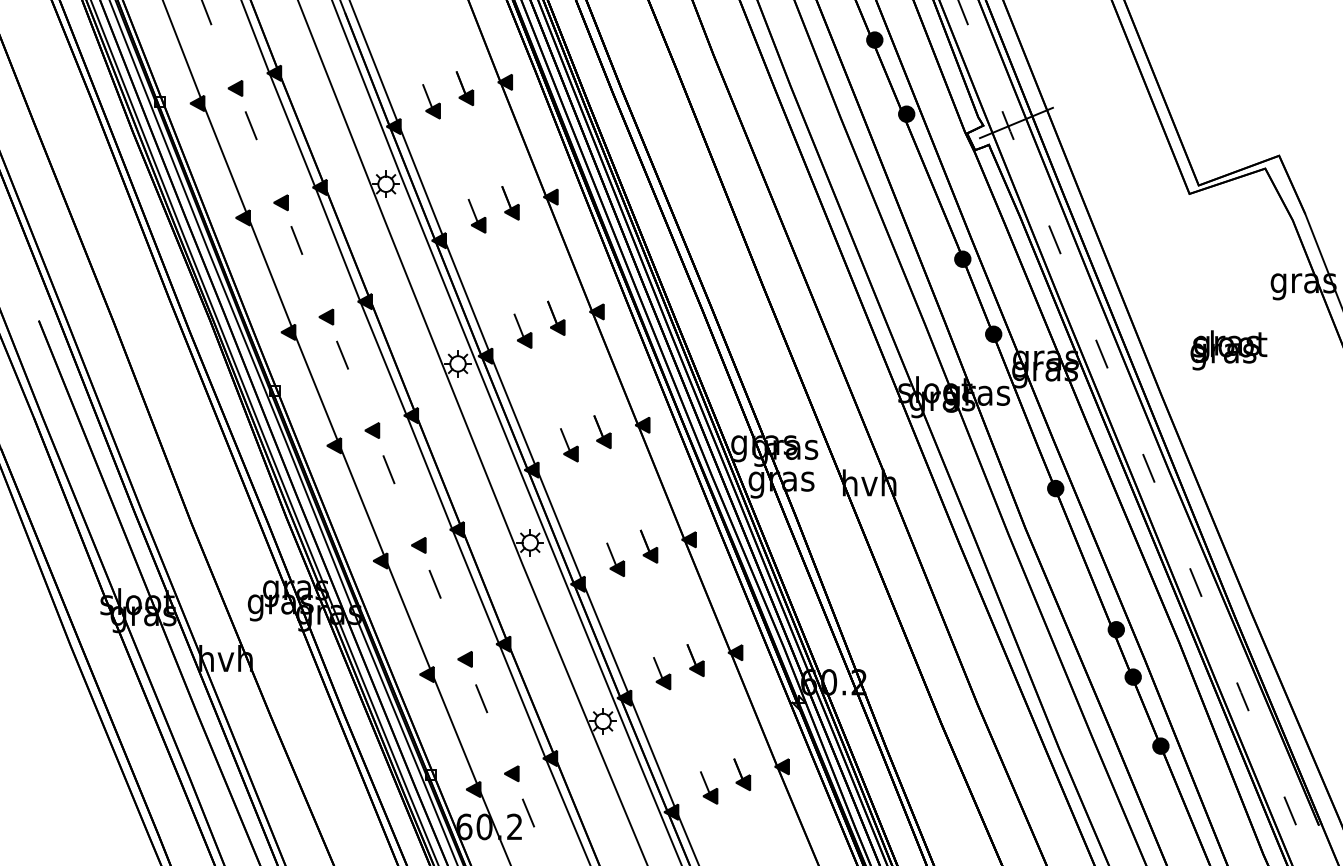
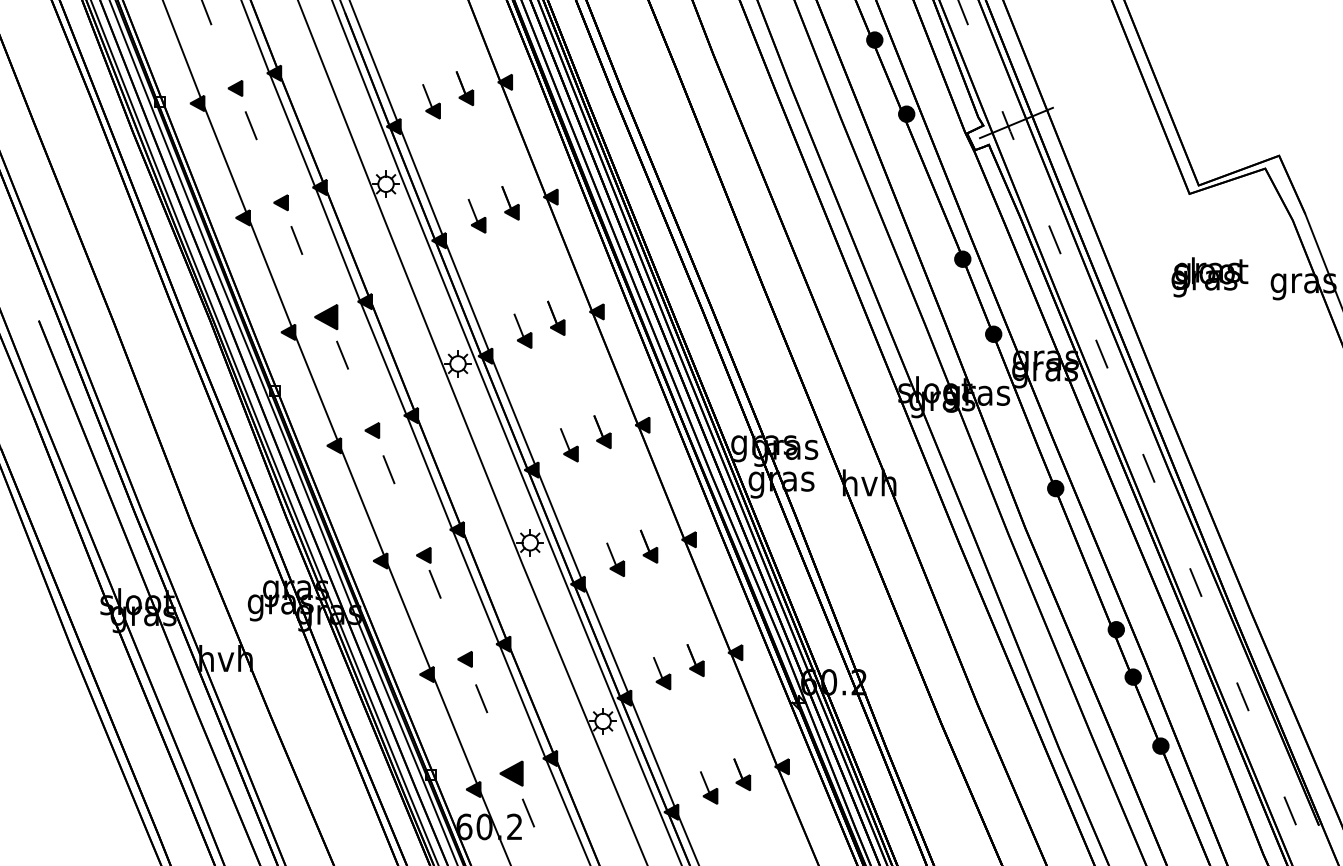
part size: 17x18 px -> 25x27 px (326, 317)
text position: (1228, 350) -> (1209, 277) (1209, 277)
part position: (418, 545) -> (423, 555) (423, 555)
part size: 16x18 px -> 25x27 px (511, 773)
